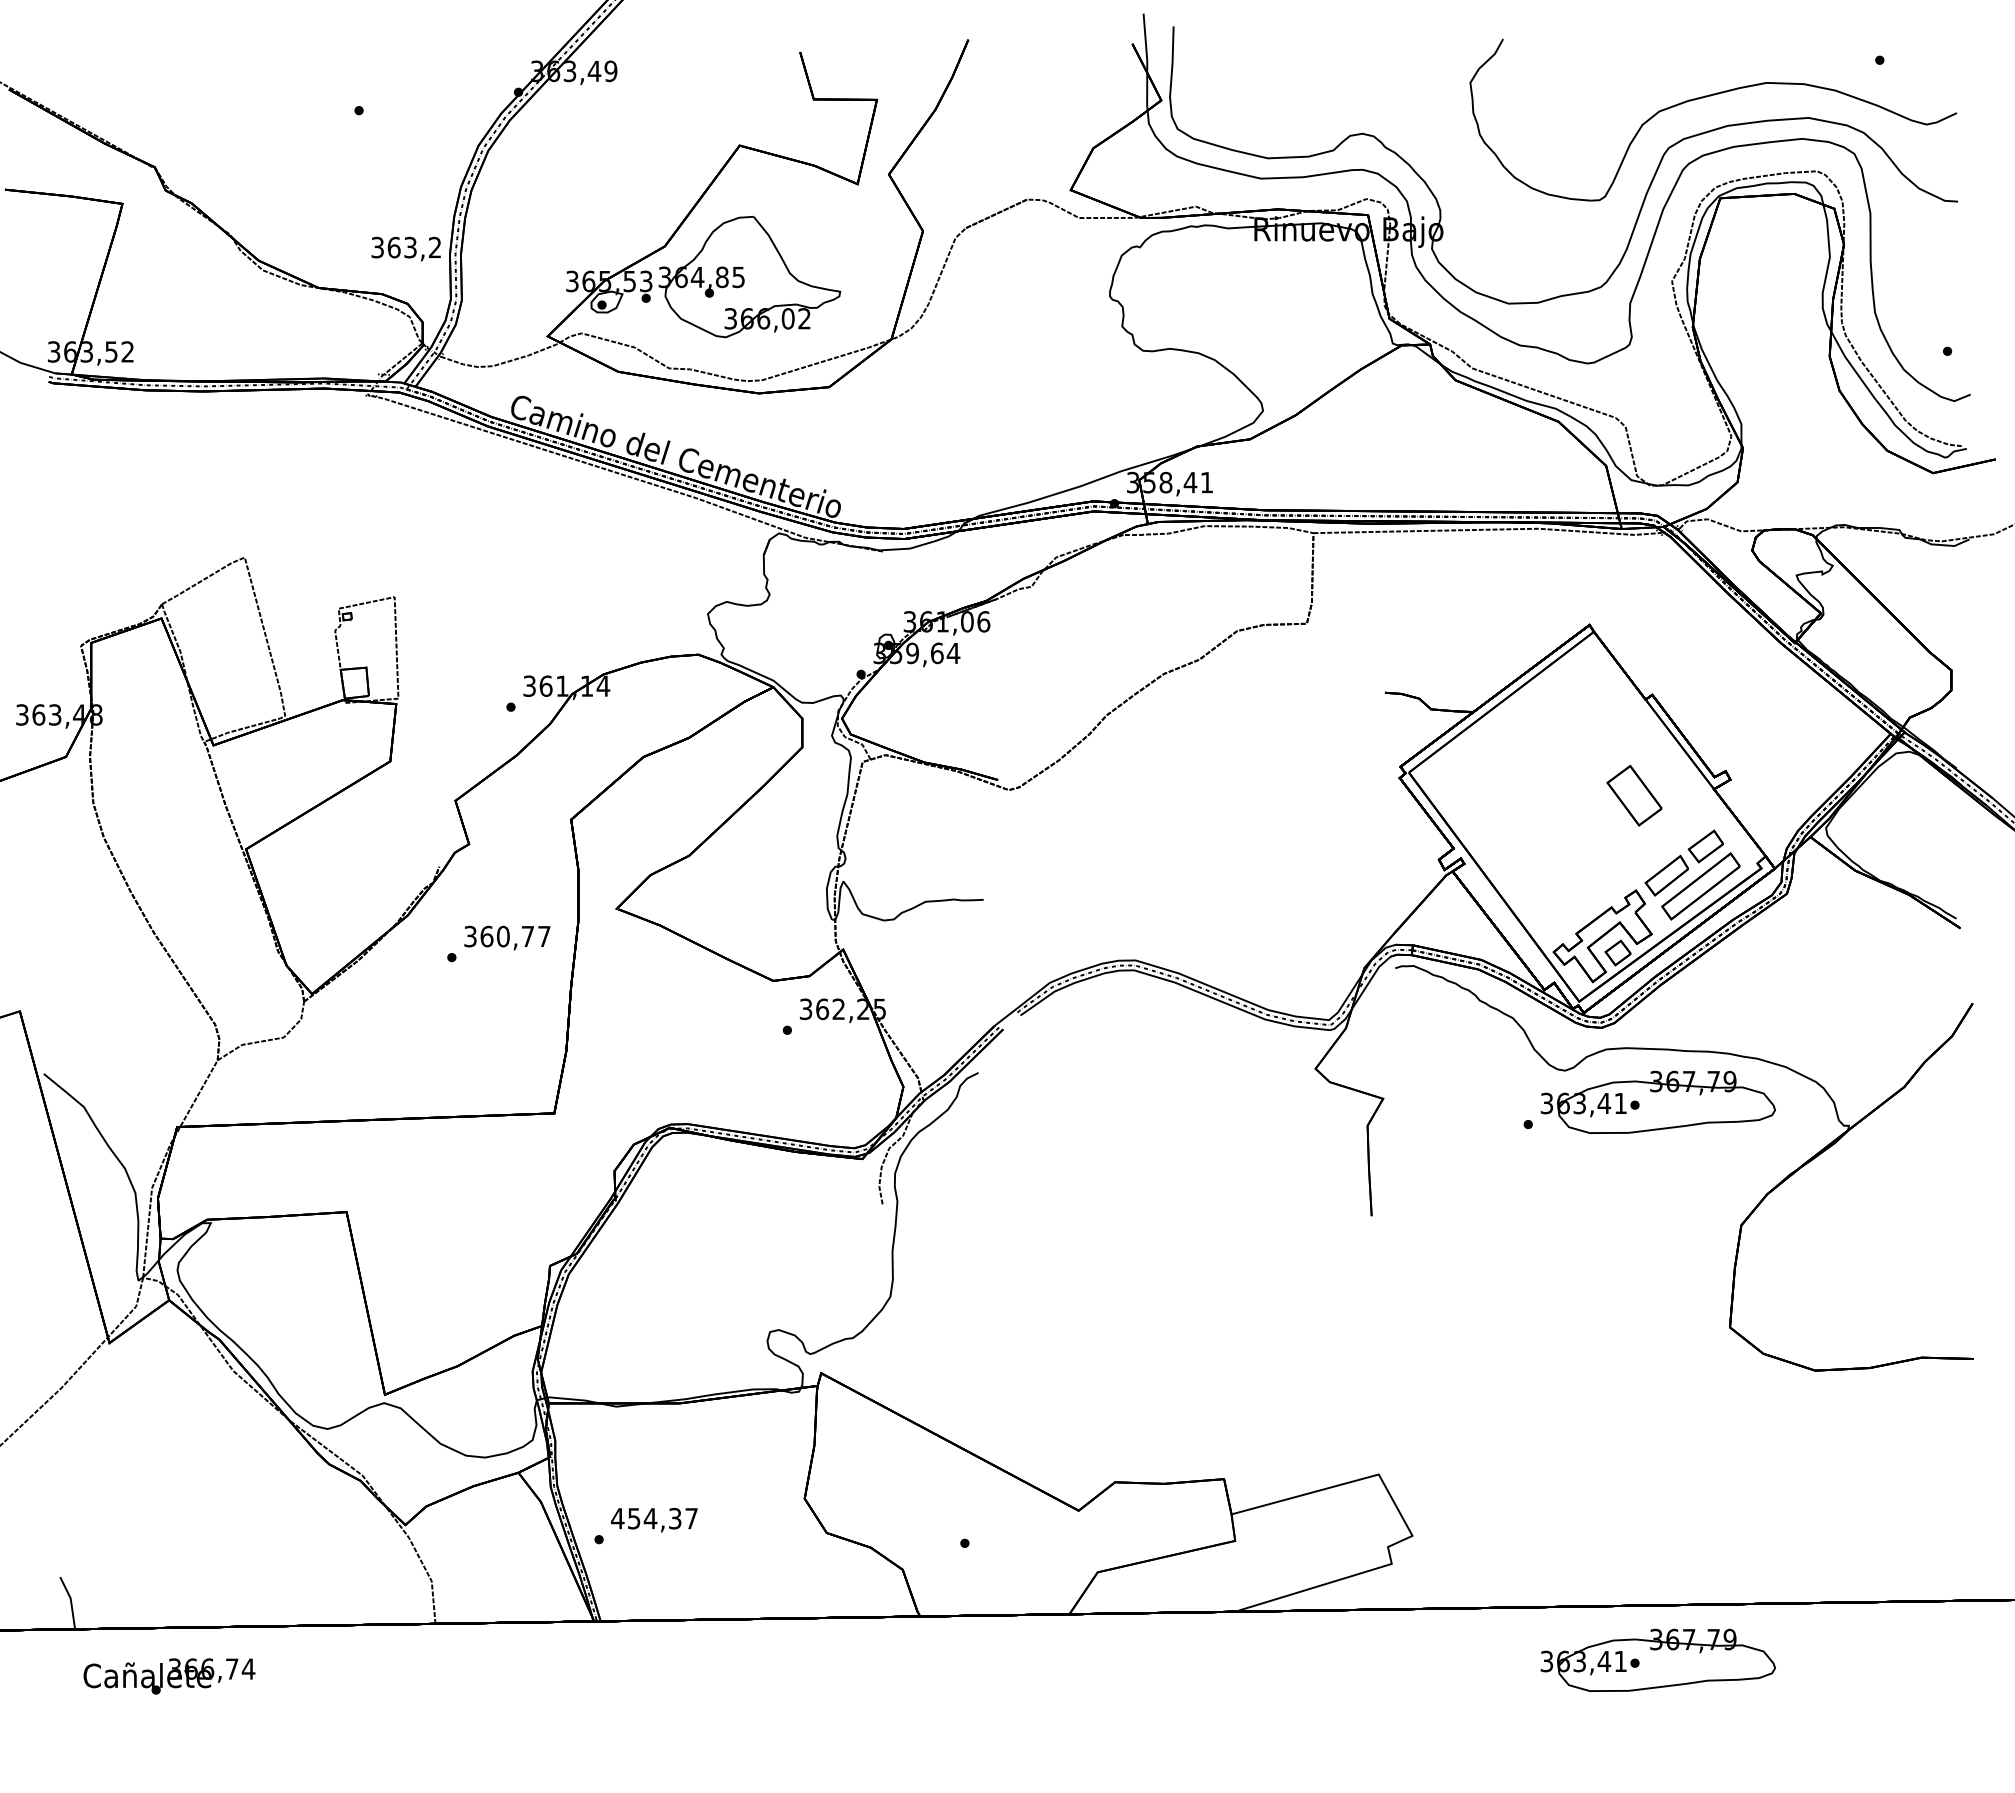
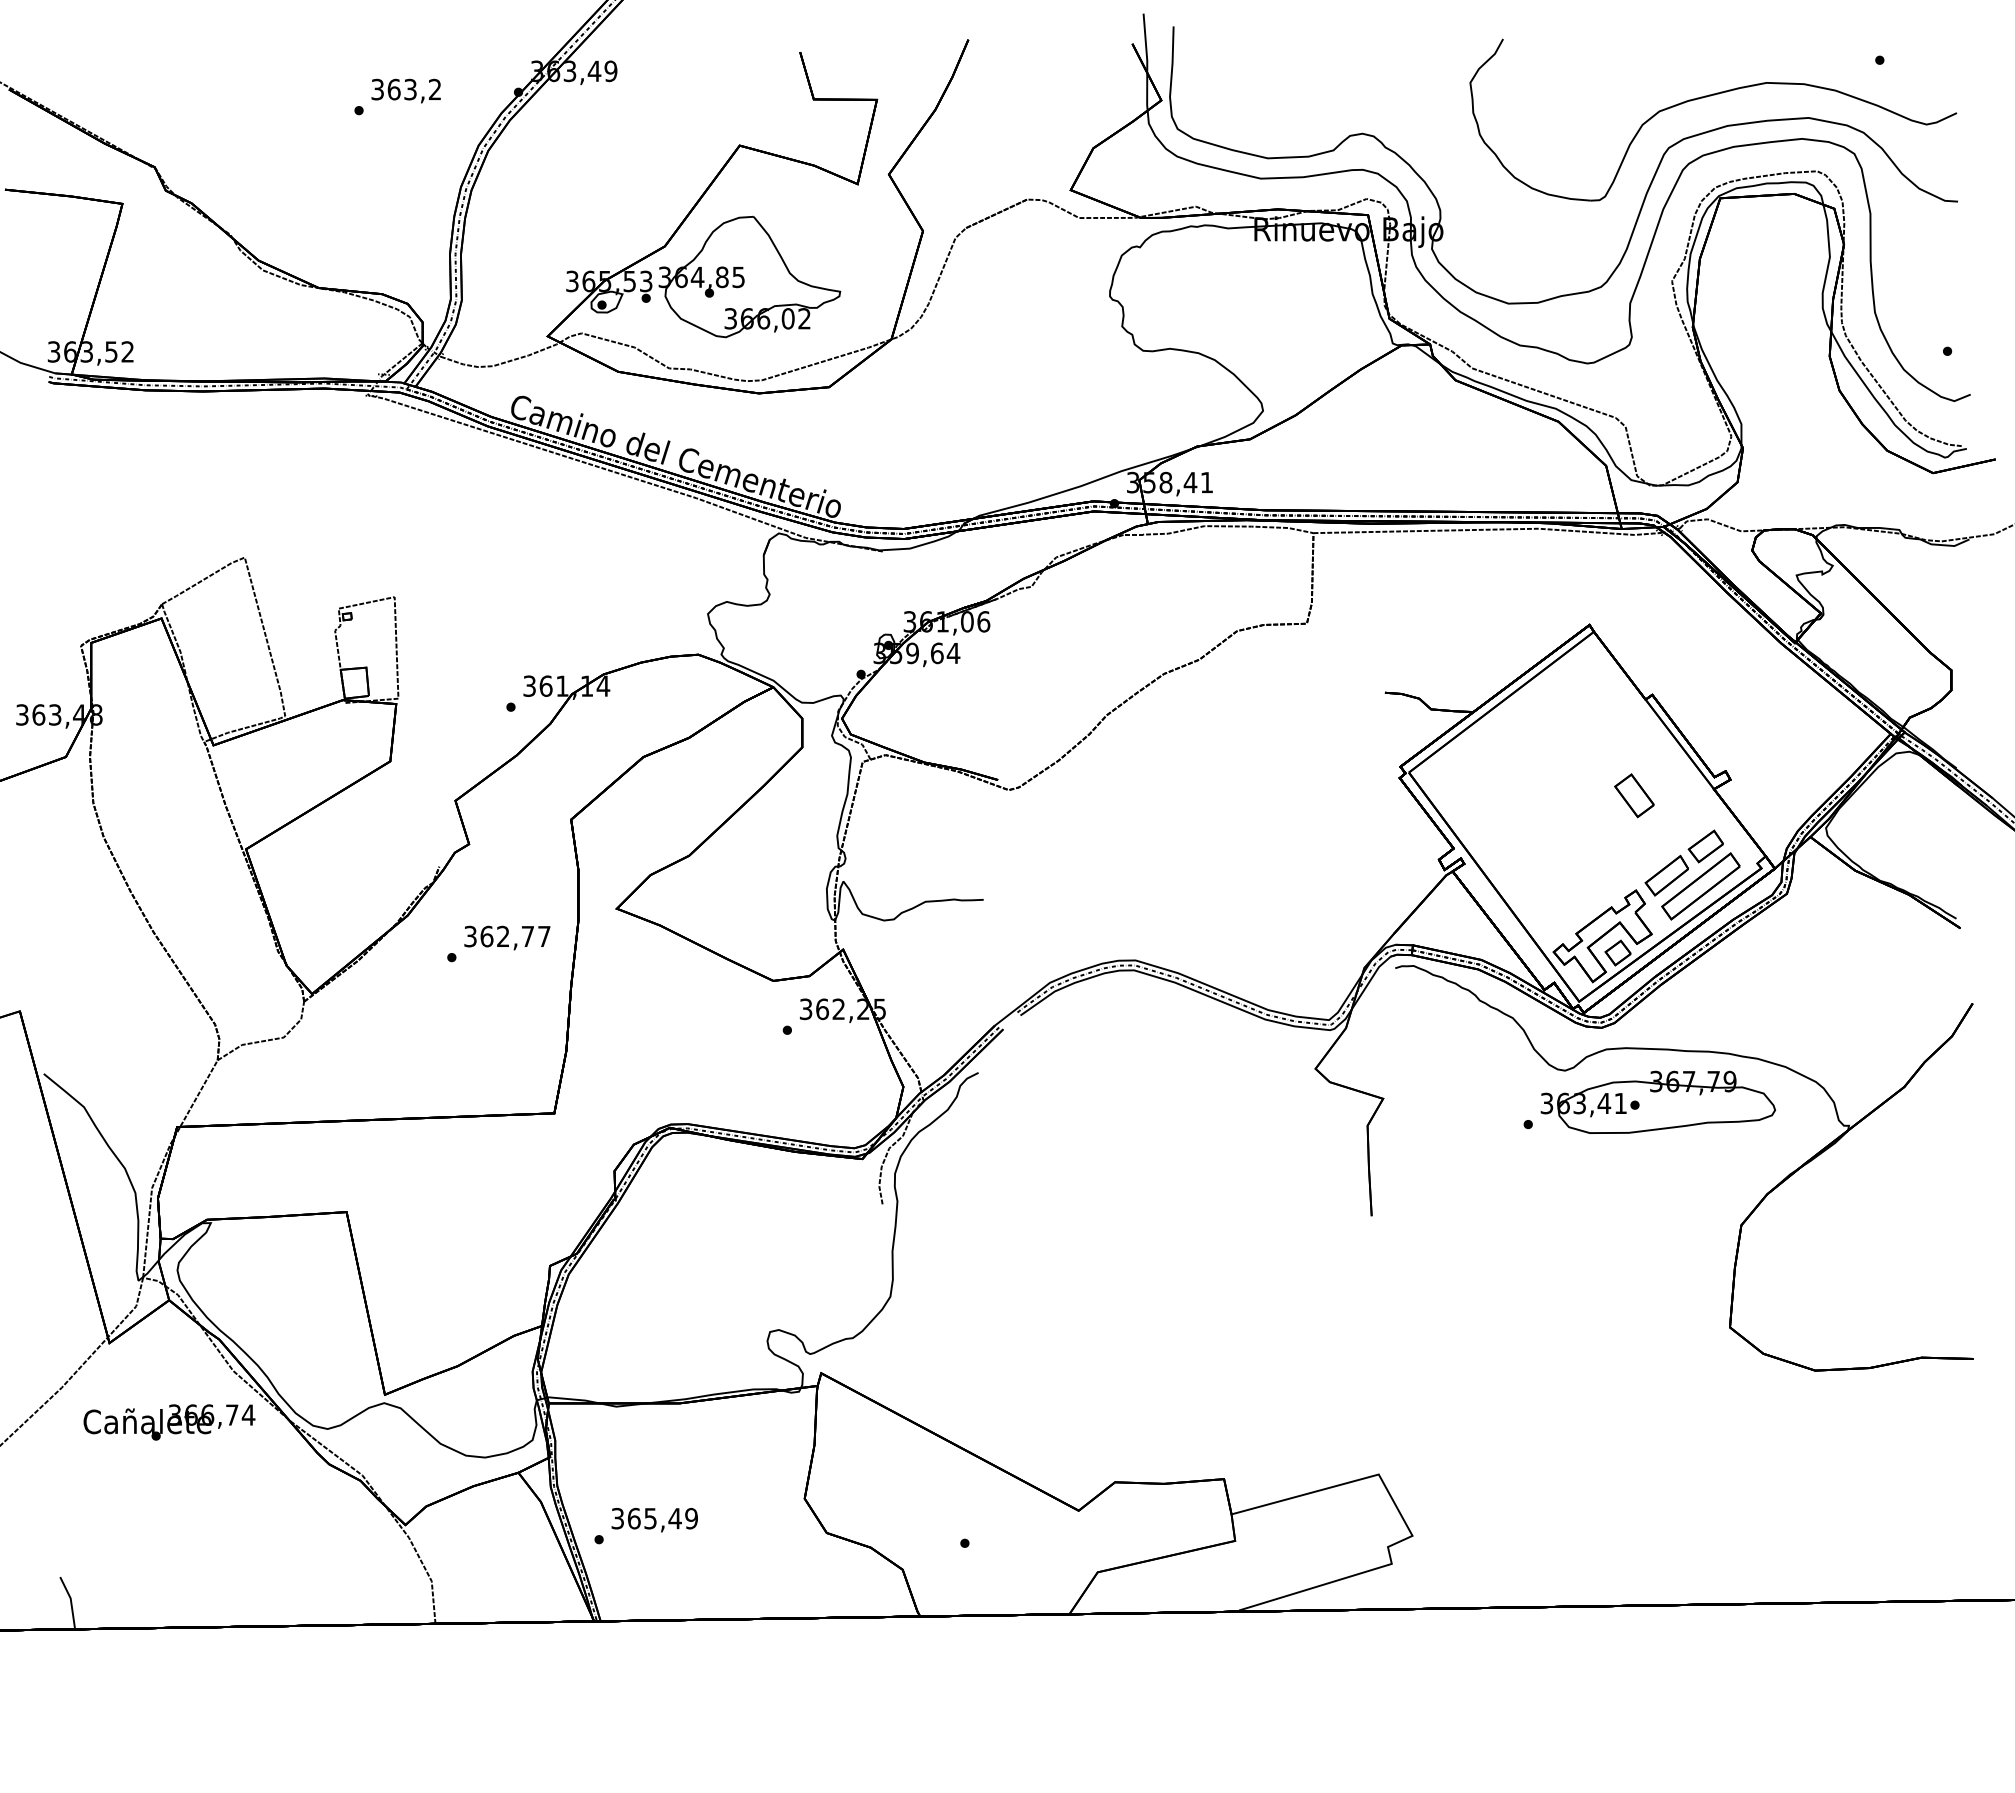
text position: (405, 248) -> (405, 90) (405, 90)
part size: 57x63 px -> 41x46 px (1634, 795)
text: 360,77 -> 362,77 (503, 936)
text: 454,37 -> 365,49 (654, 1518)
part: present -> none (1657, 1659)
text position: (169, 1676) -> (169, 1422) (169, 1422)
